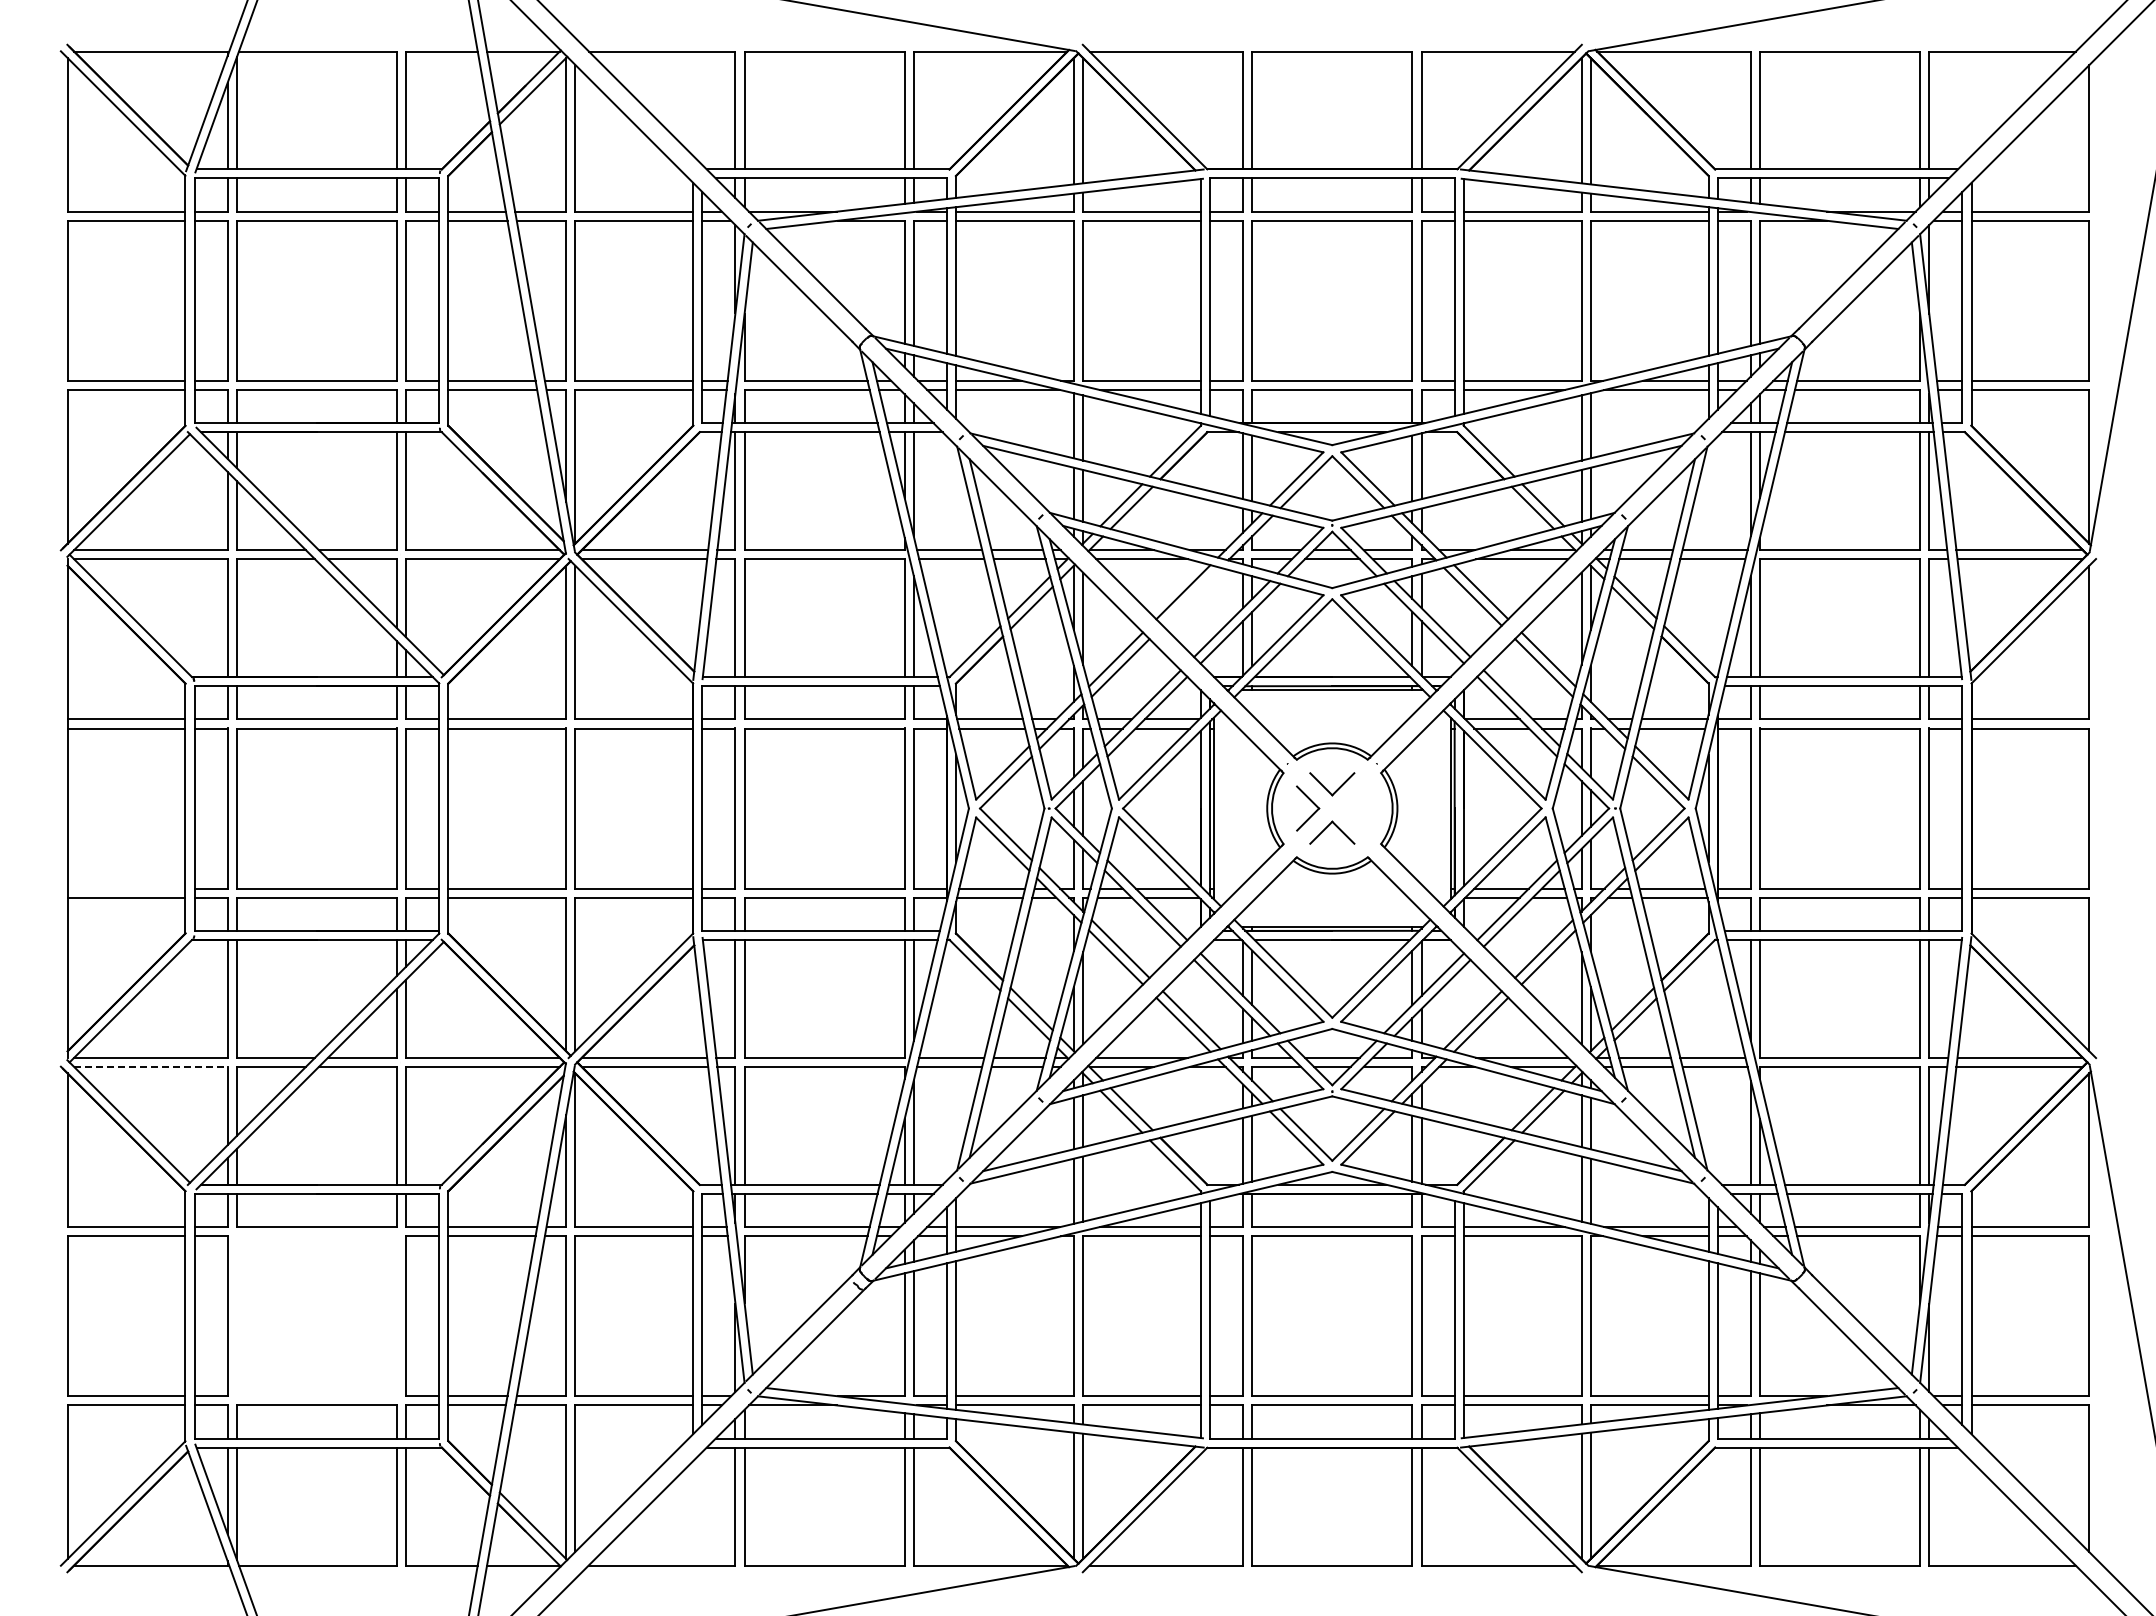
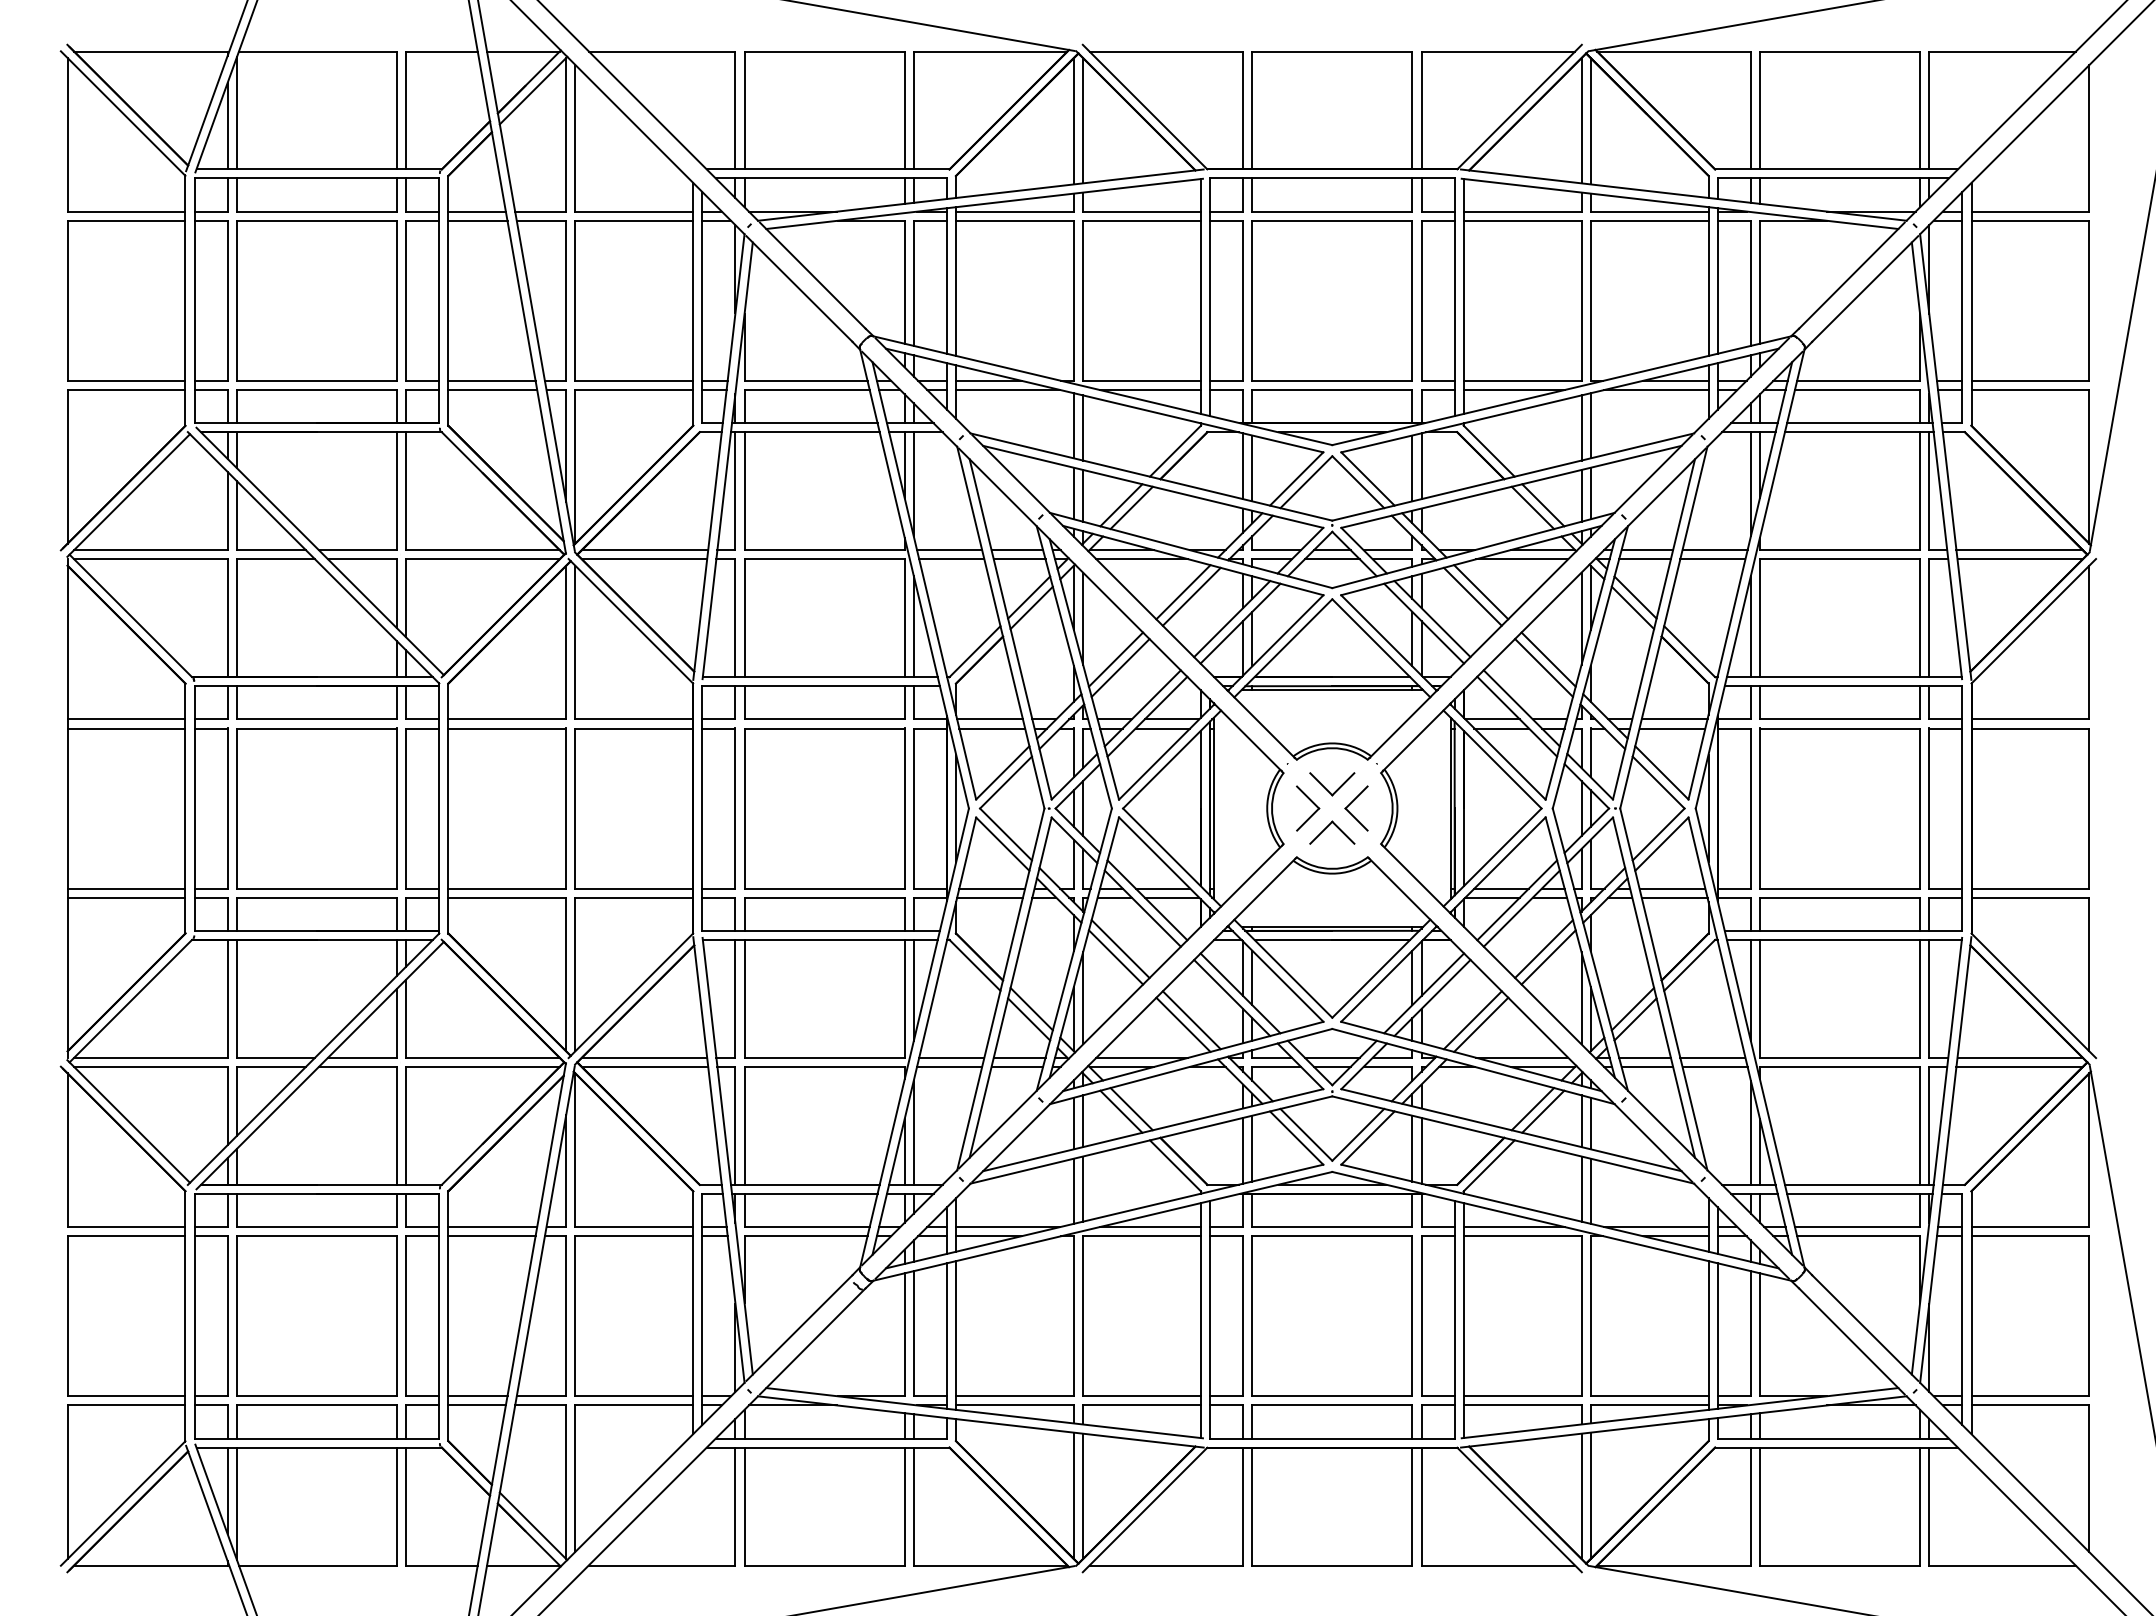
line: none -> present (1191, 596)
part: none -> present (1351, 803)
line: none -> present (126, 888)
line: dashed -> solid (150, 1066)
part: none -> present (316, 1315)
